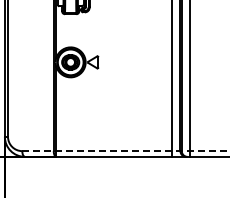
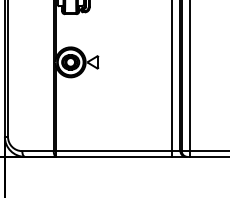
line: dashed -> solid (126, 151)
